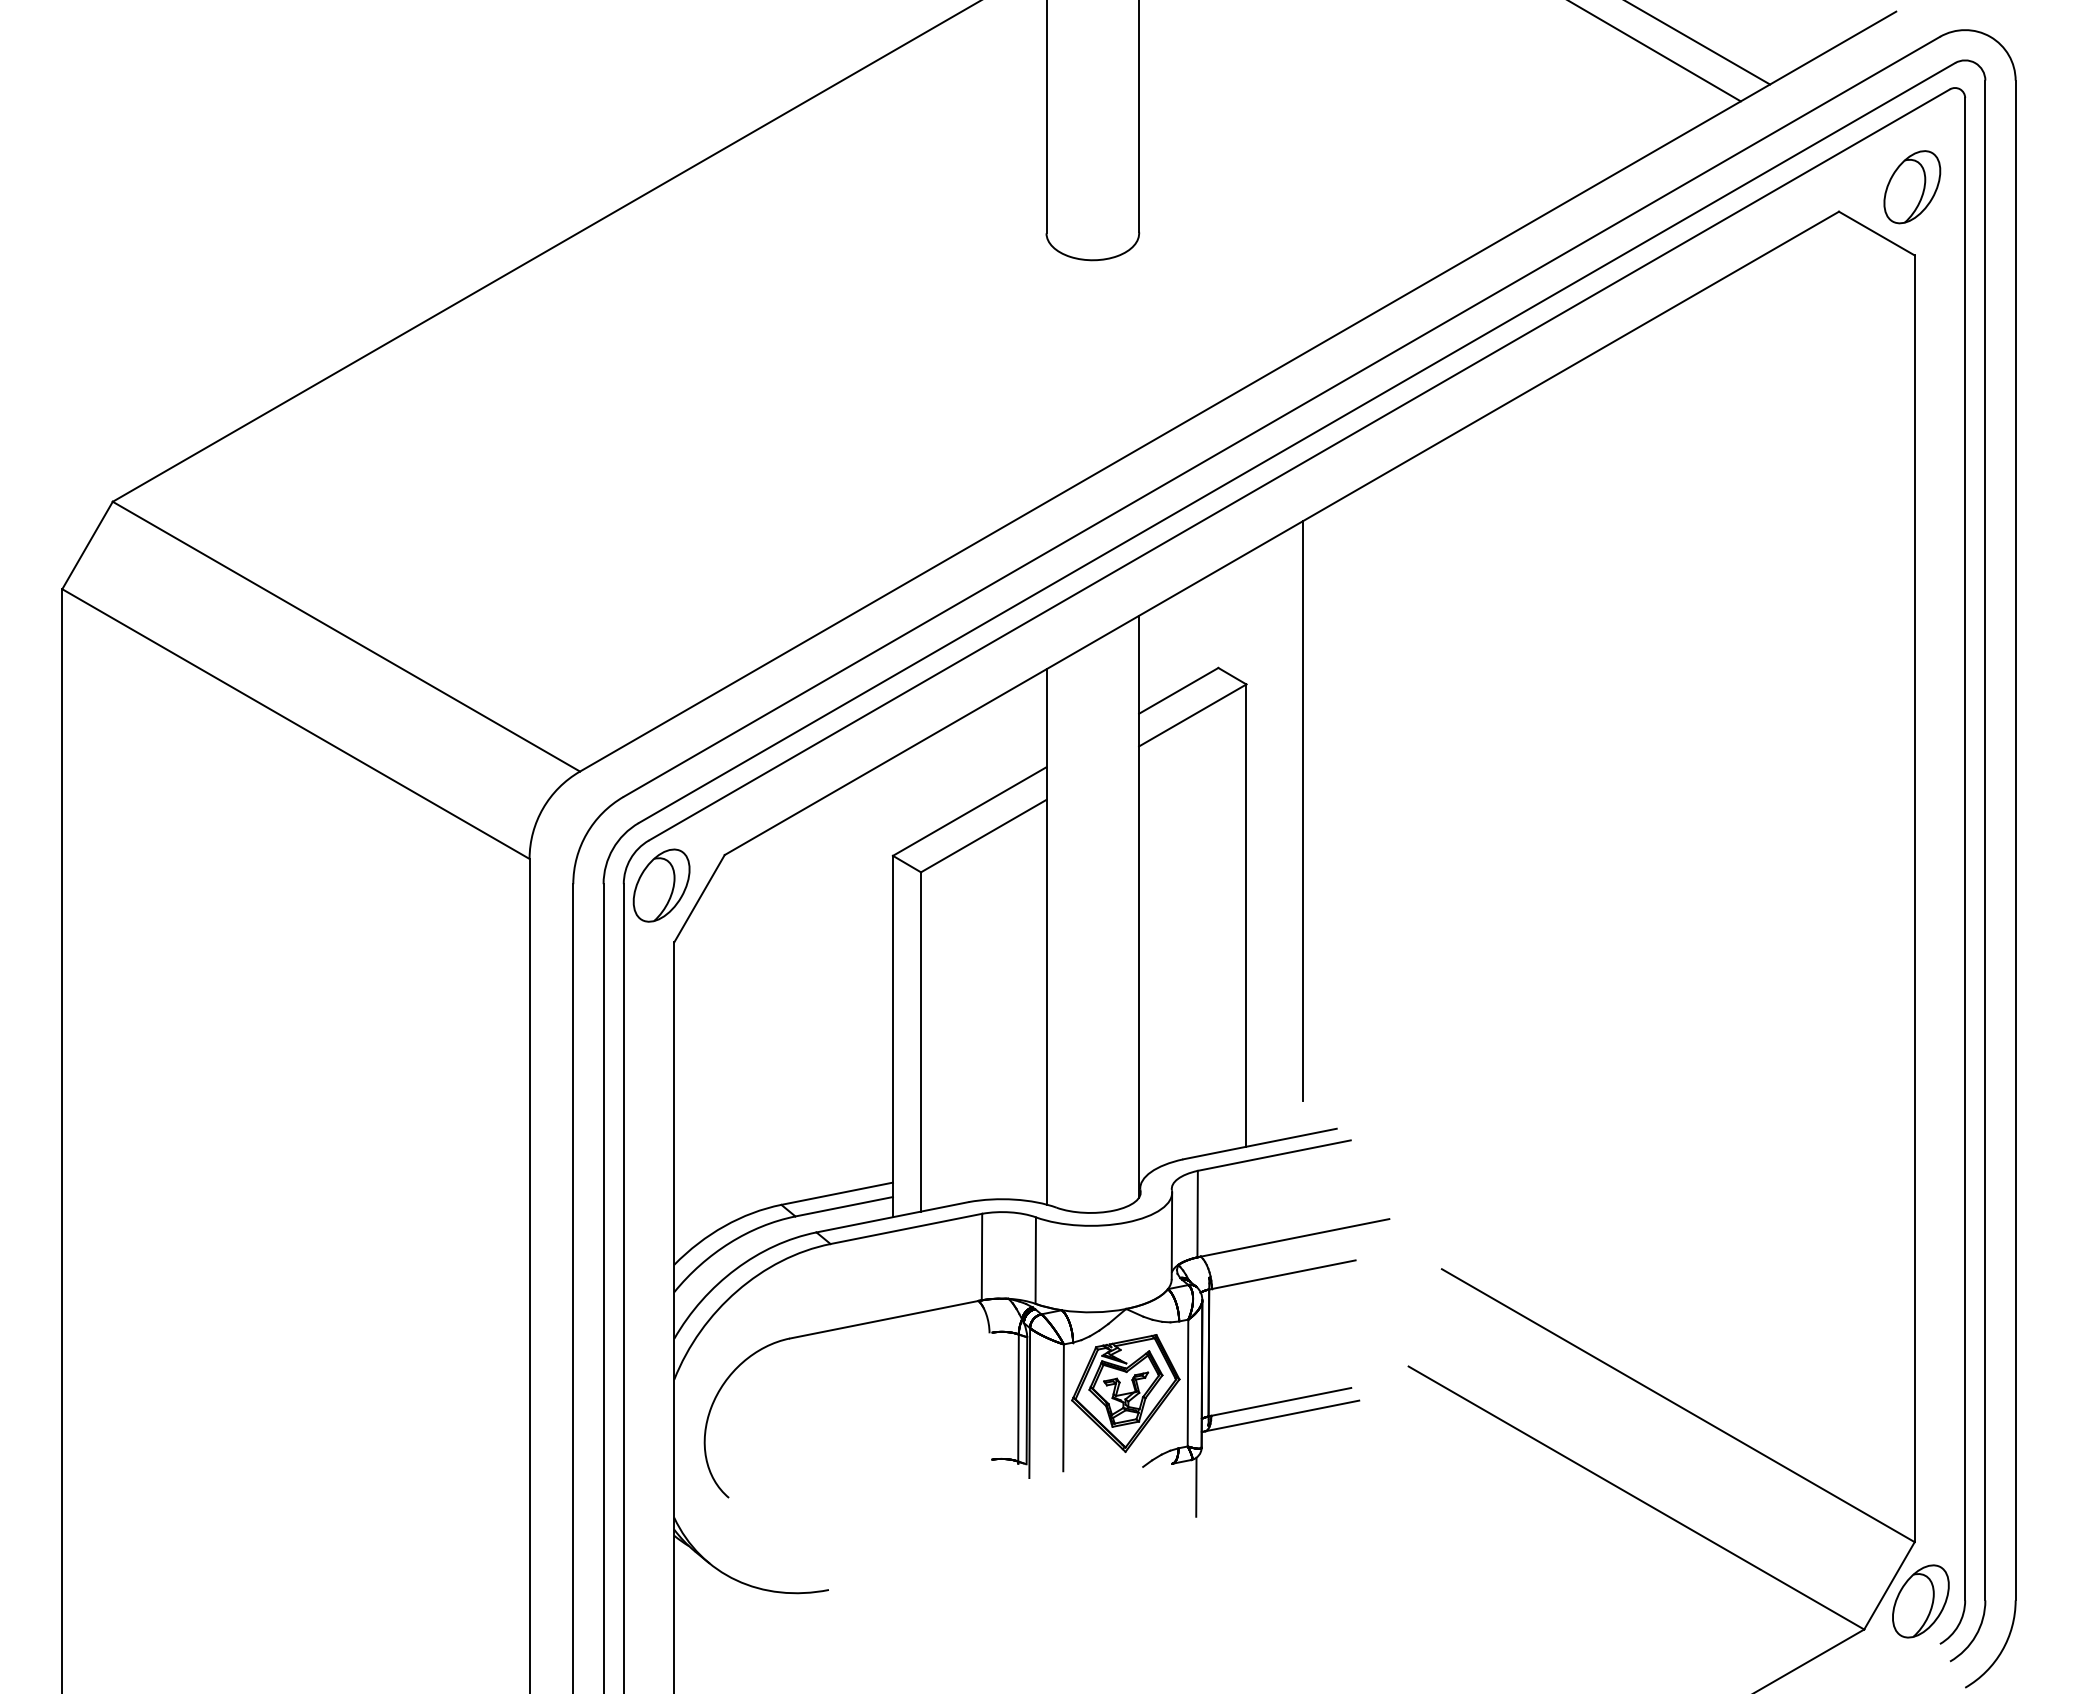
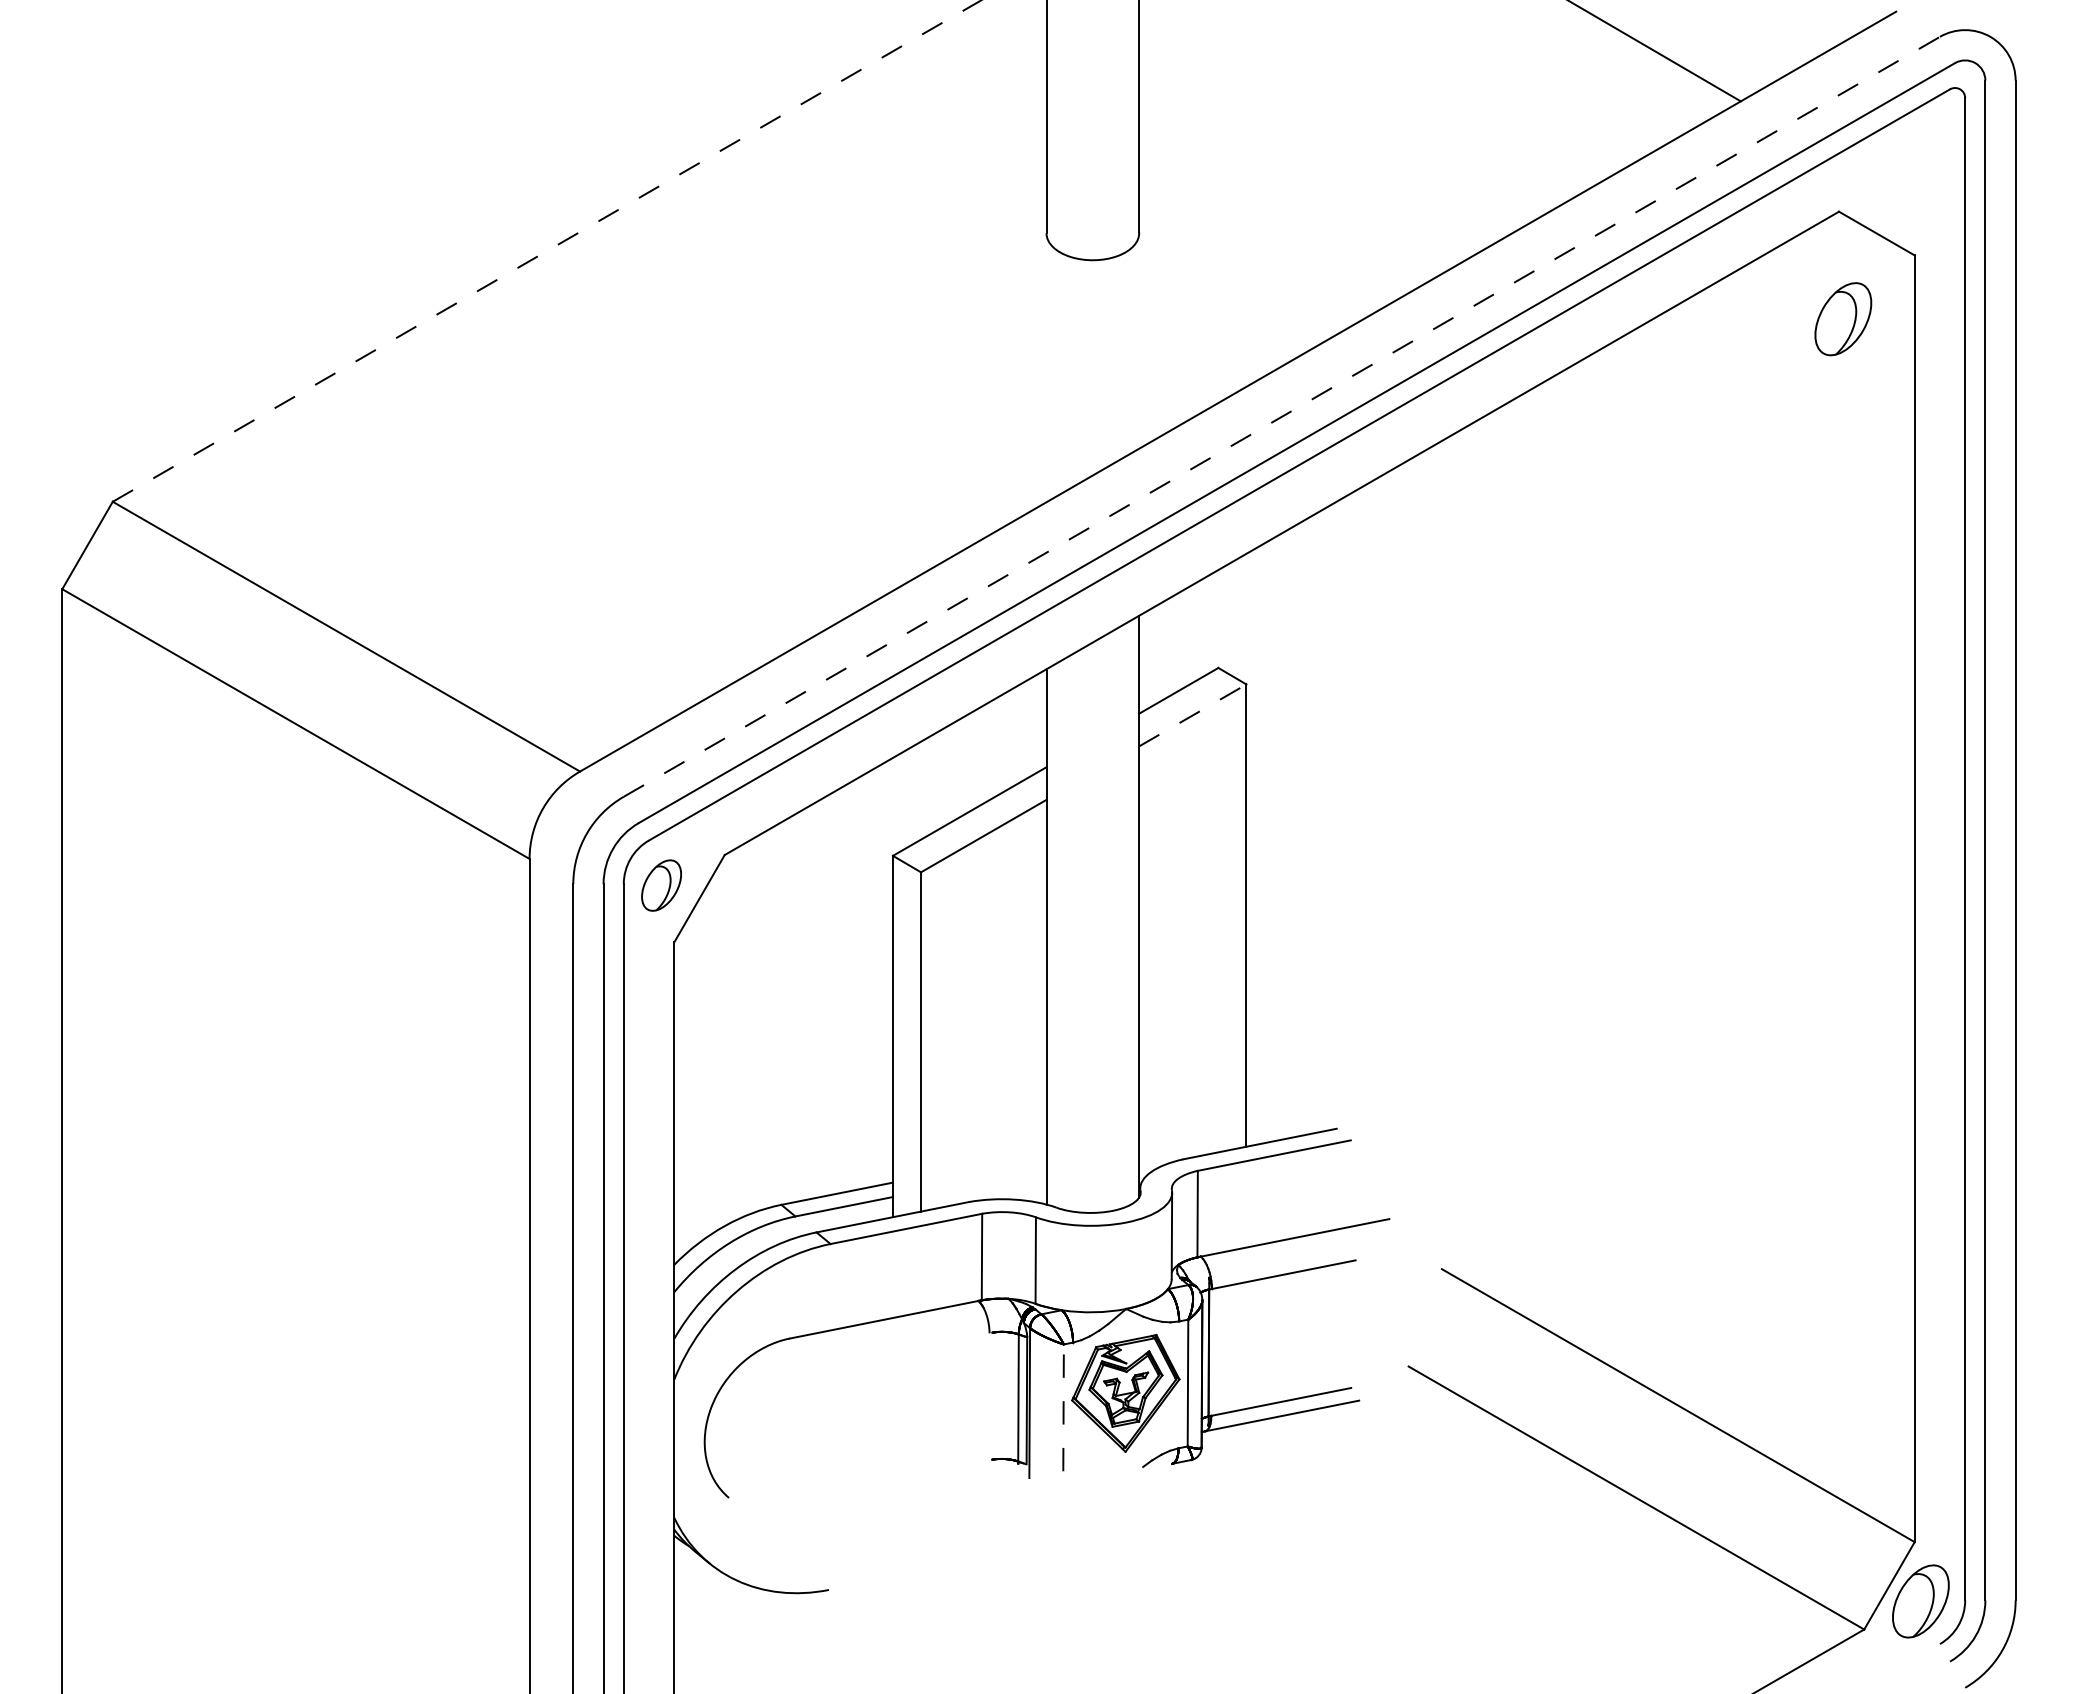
line: present -> none (1698, 43)
part position: (1912, 187) -> (1843, 319) (1843, 319)
line: solid -> dashed (547, 250)
line: solid -> dashed (1281, 416)
line: solid -> dashed (1192, 715)
line: present -> none (1302, 810)
part size: 59x75 px -> 41x53 px (661, 885)
line: solid -> dashed (1063, 1407)
line: present -> none (1196, 1486)
